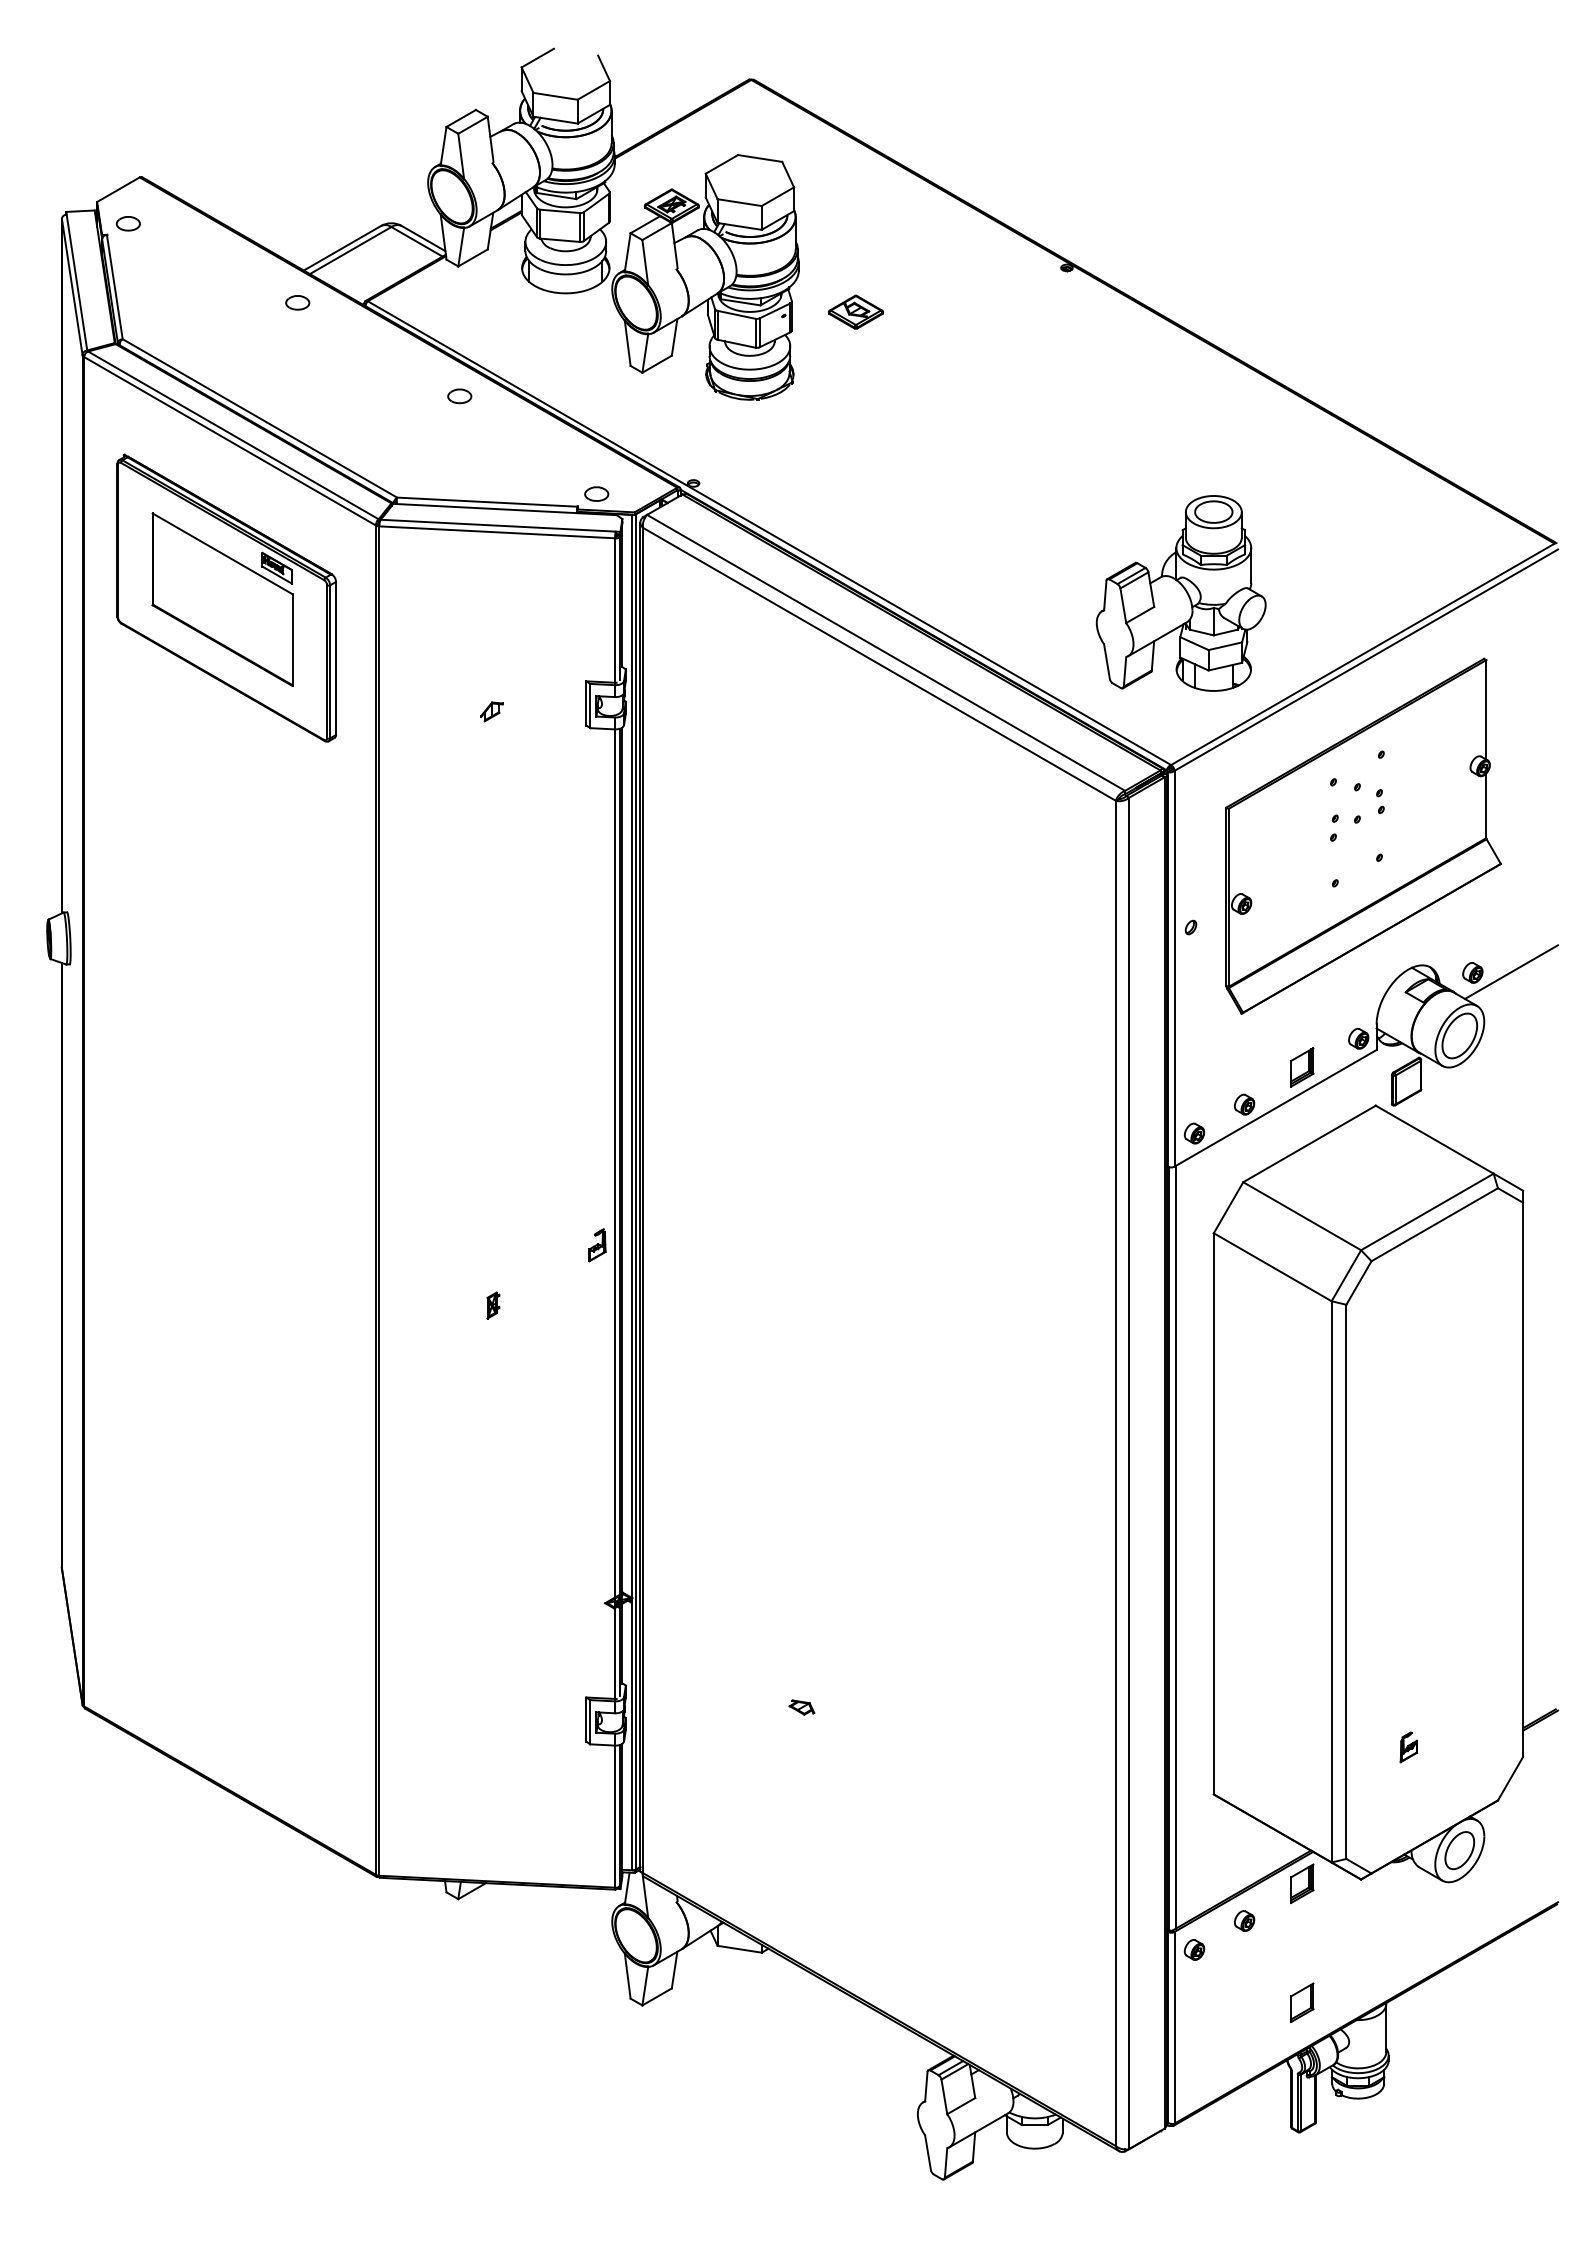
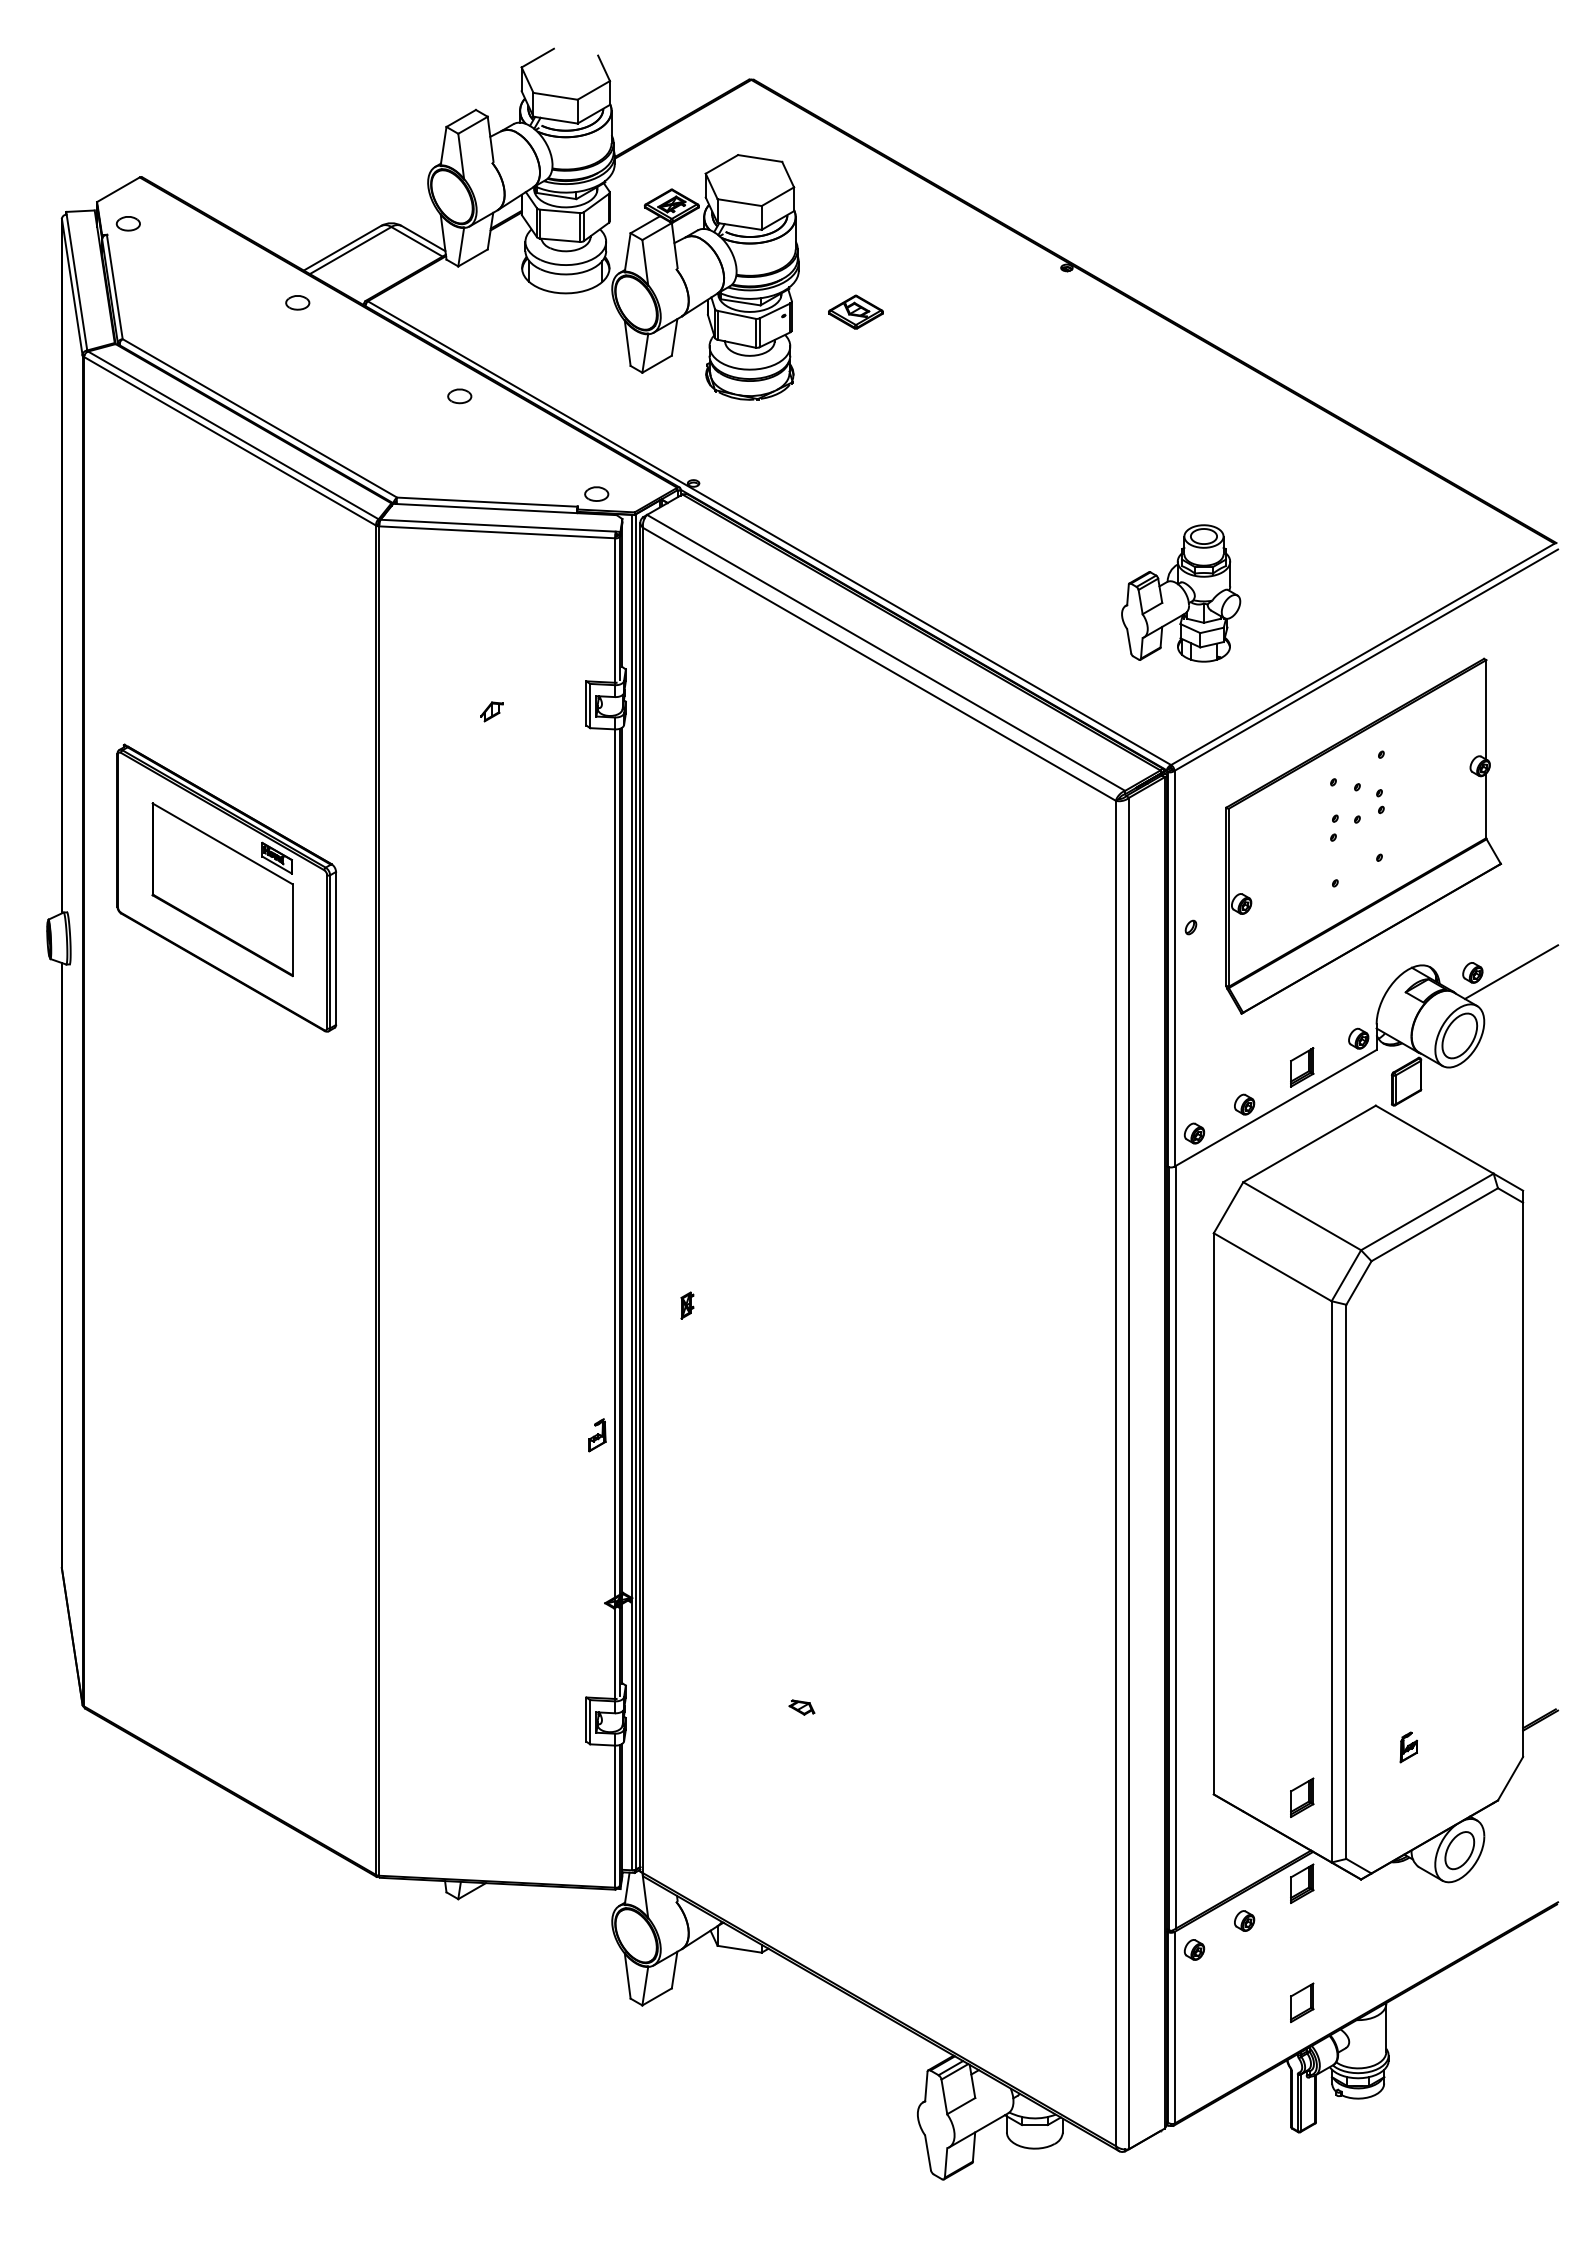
part size: 172x197 px -> 121x139 px (1181, 593)
part position: (226, 597) -> (226, 887) (226, 887)
part position: (597, 1245) -> (597, 1435) (597, 1435)
part position: (493, 1305) -> (687, 1305) (687, 1305)
part: none -> present (1302, 1797)
